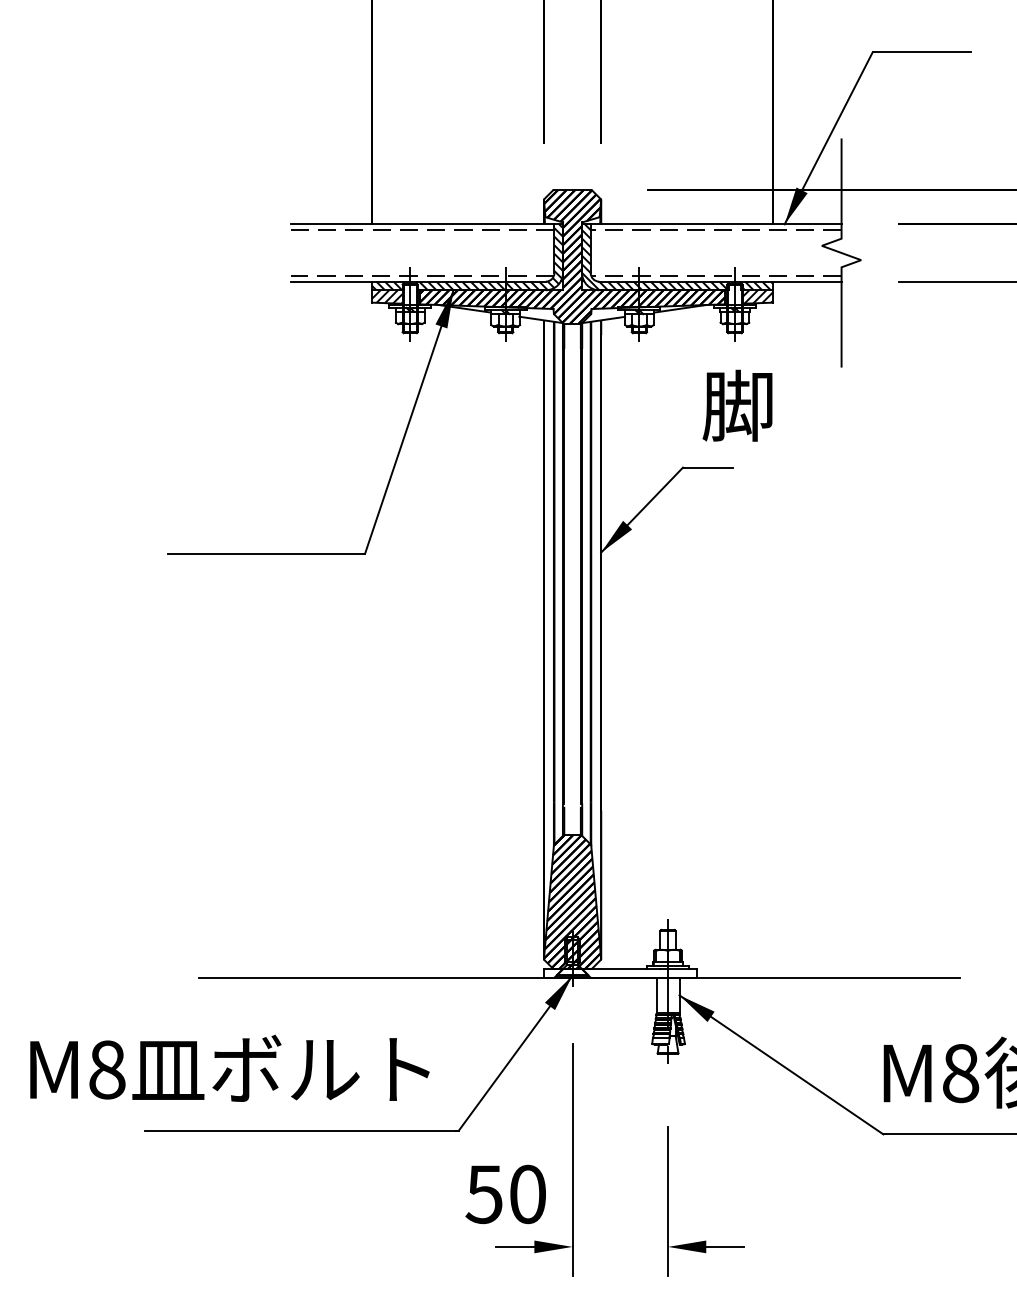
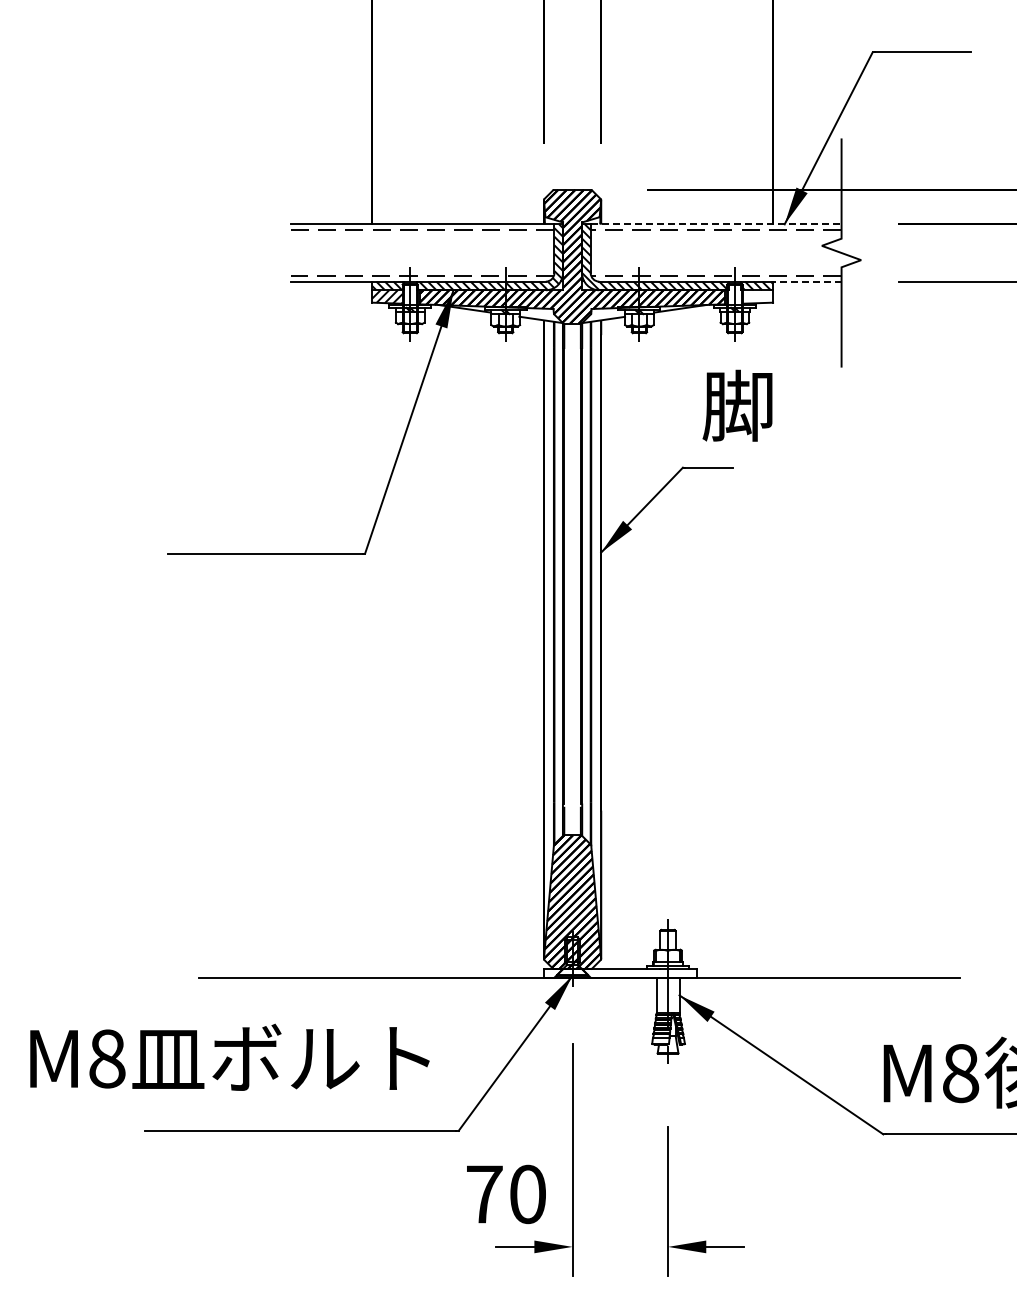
line: solid -> dashed (716, 224)
line: solid -> dashed (806, 281)
hatch: present -> none (757, 296)
text position: (229, 1067) -> (229, 1056) (229, 1056)
text: 50 -> 70 (483, 1194)
